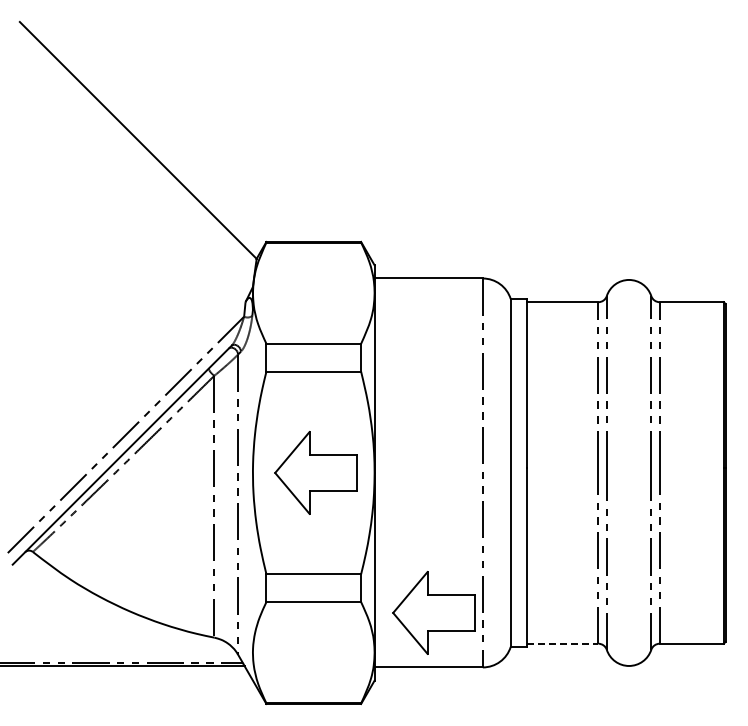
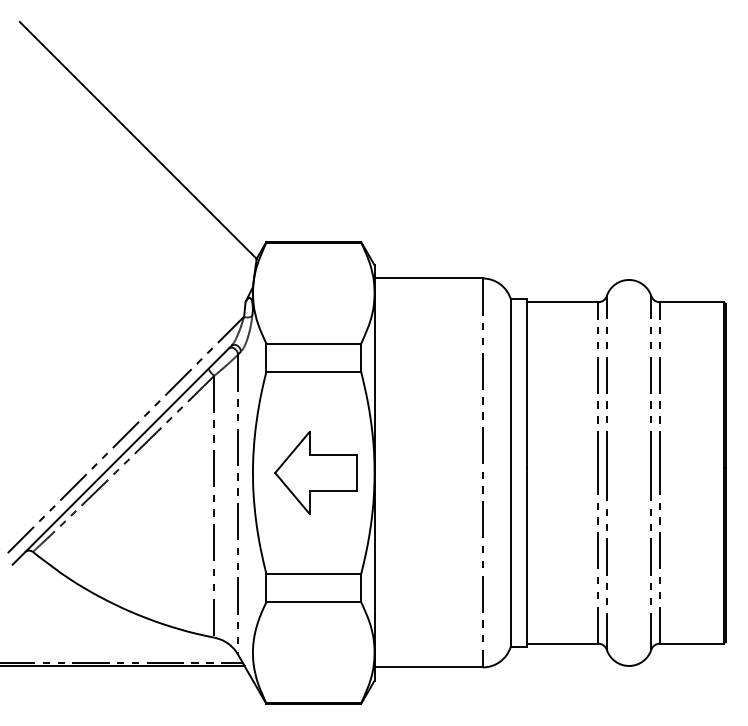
part: present -> none (433, 612)
line: dashed -> solid (562, 643)
